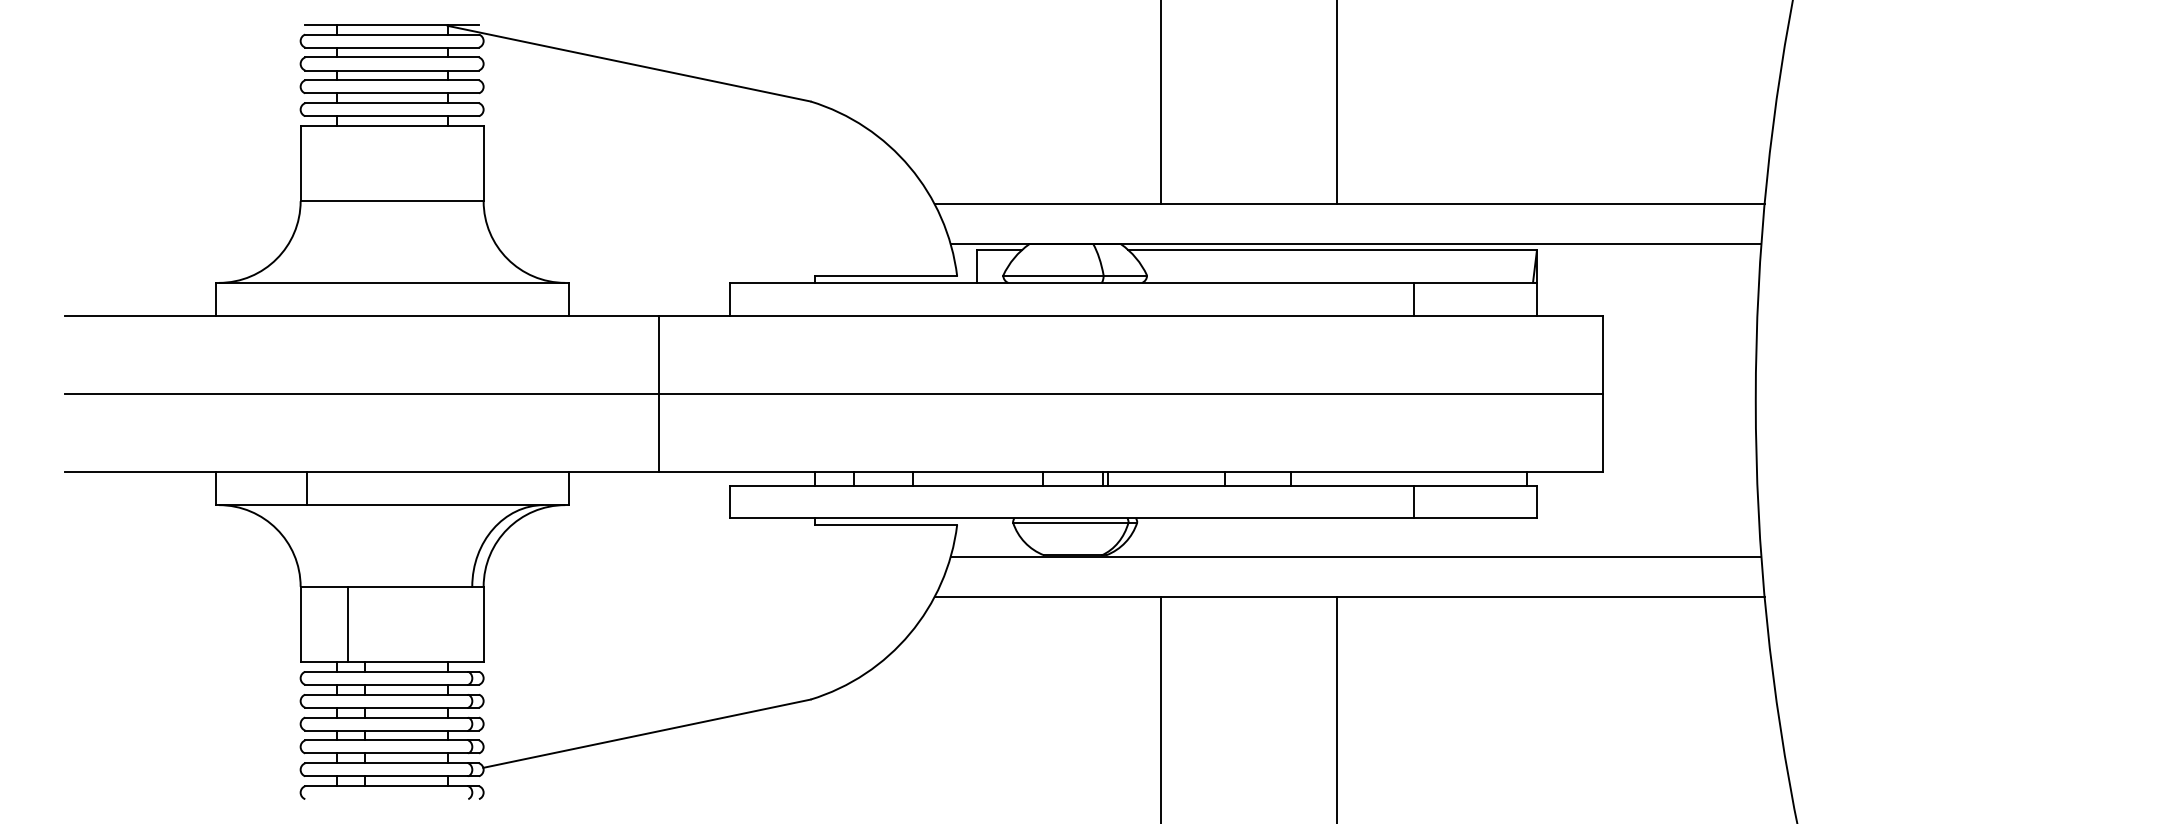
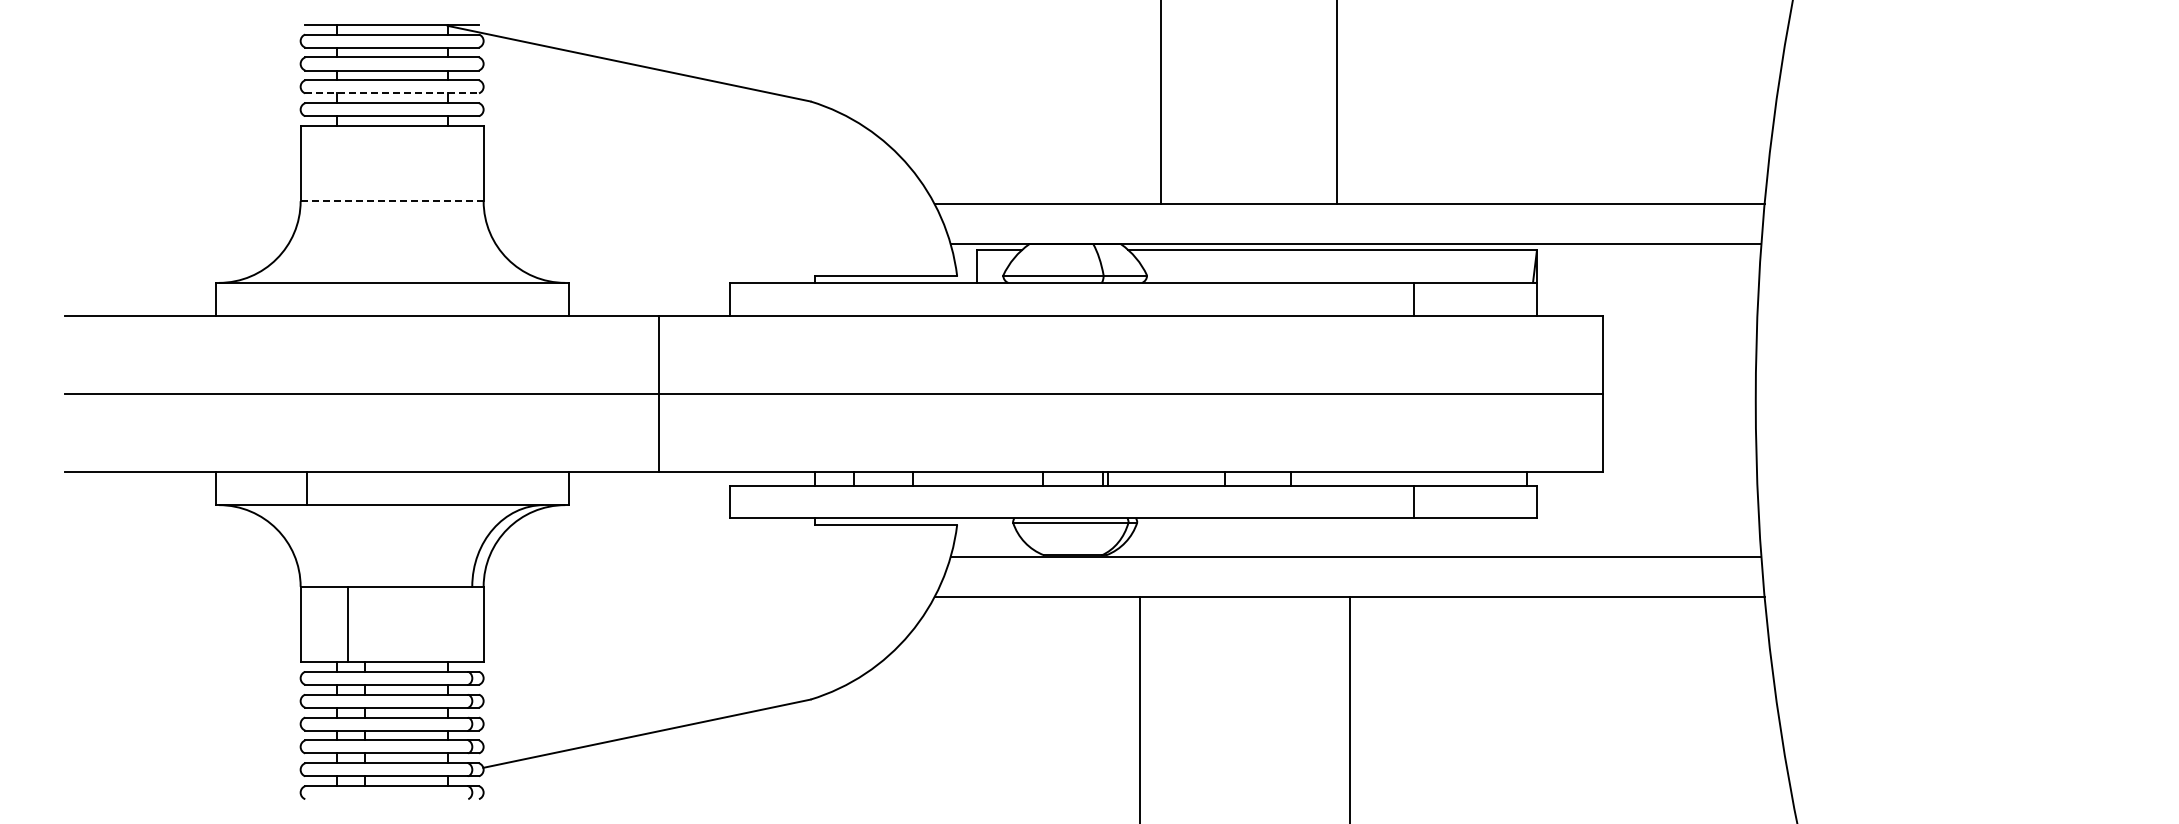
line: solid -> dashed (392, 93)
line: solid -> dashed (392, 201)
line position: (1161, 708) -> (1140, 708) (1140, 708)
line position: (1336, 708) -> (1349, 708) (1349, 708)
